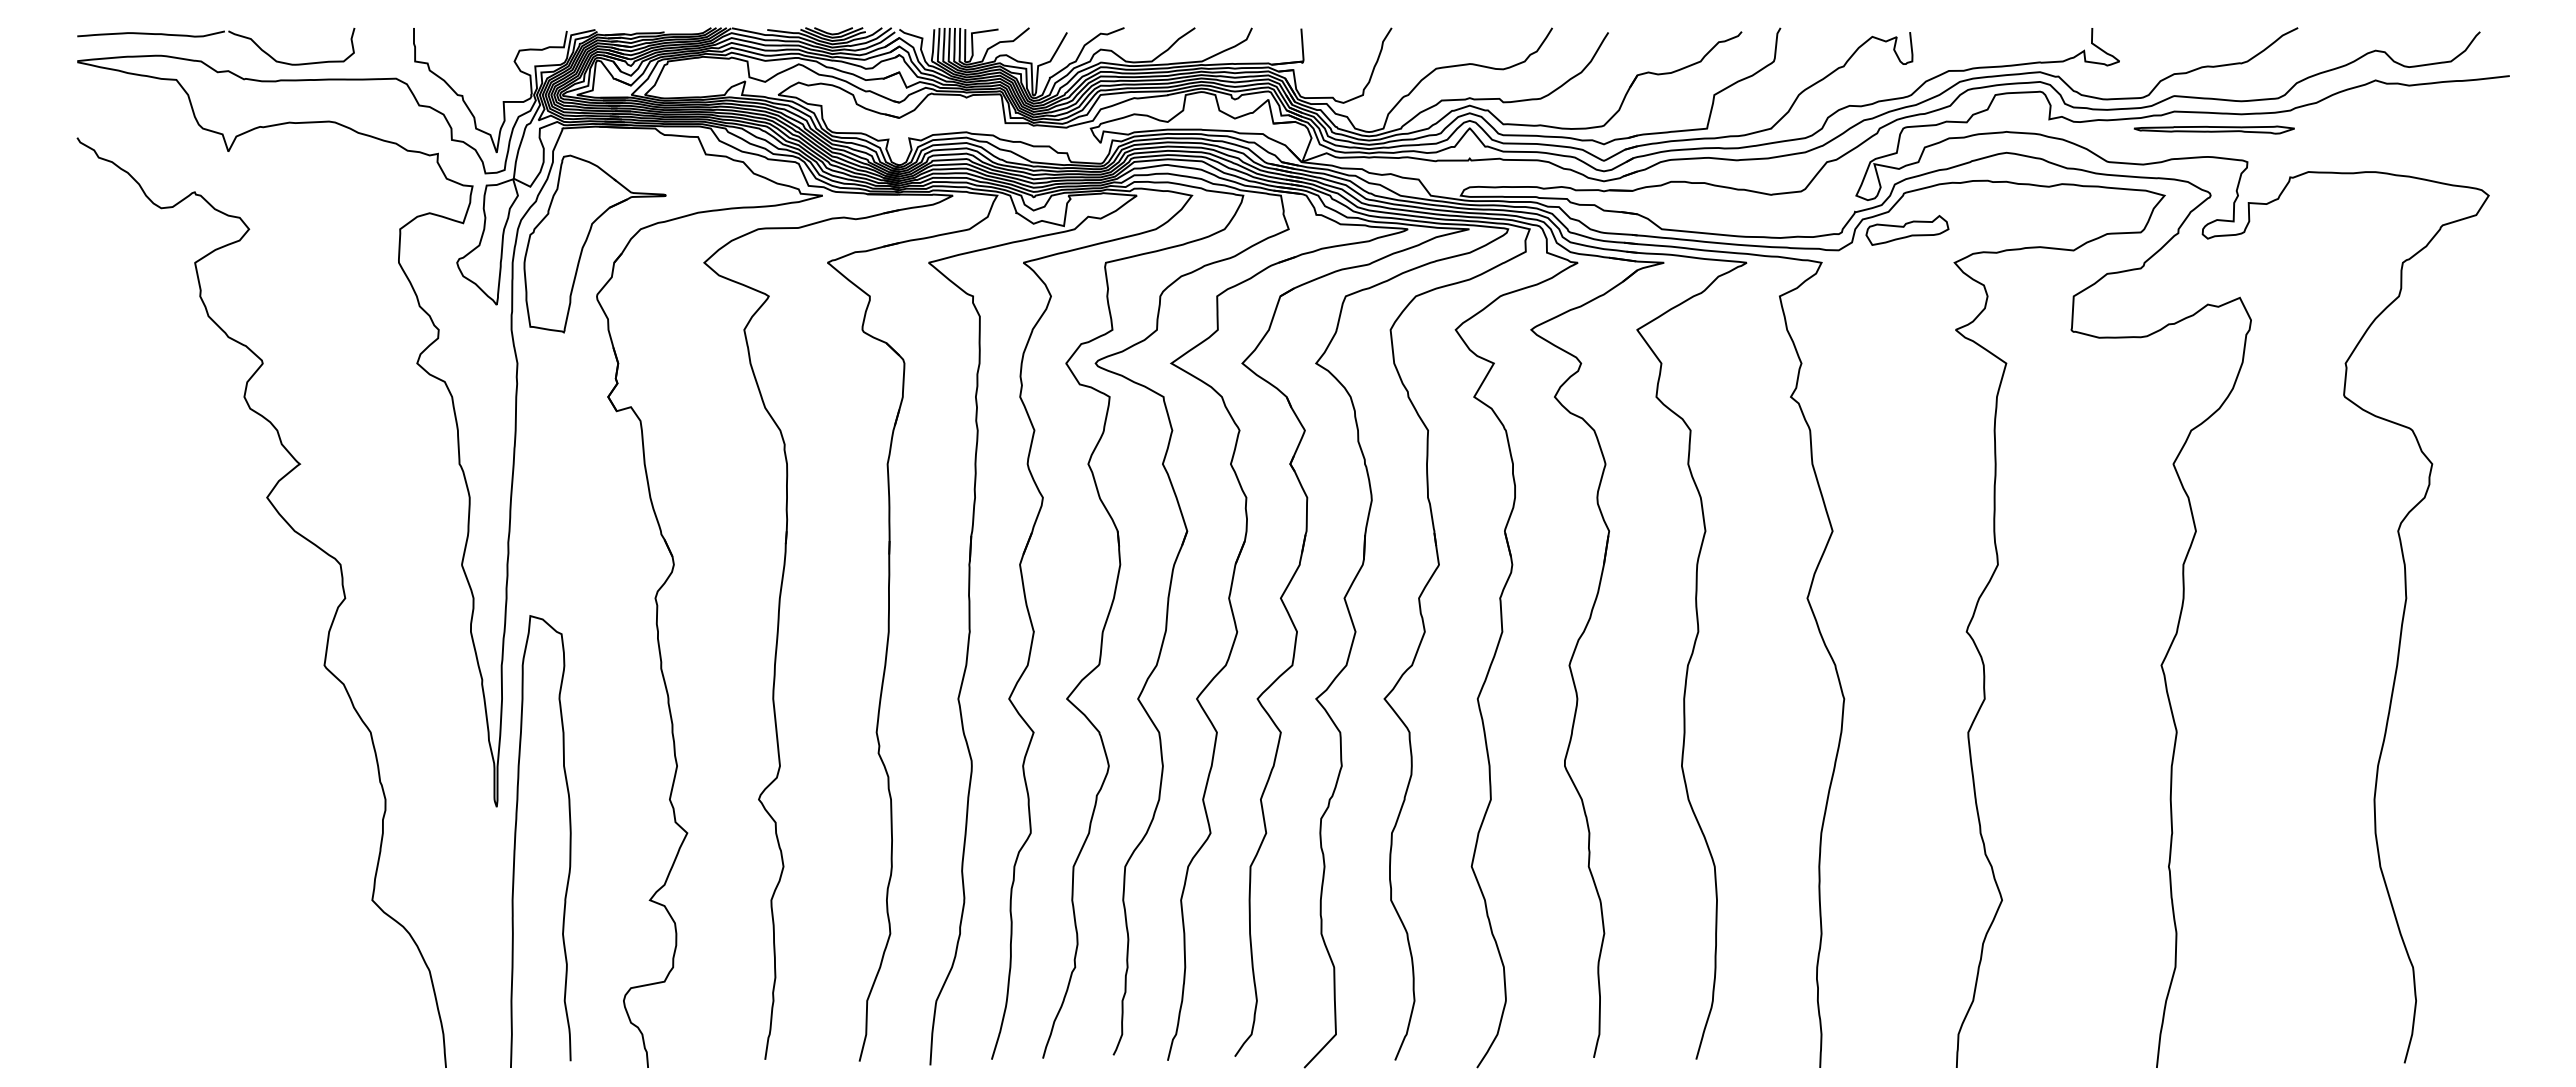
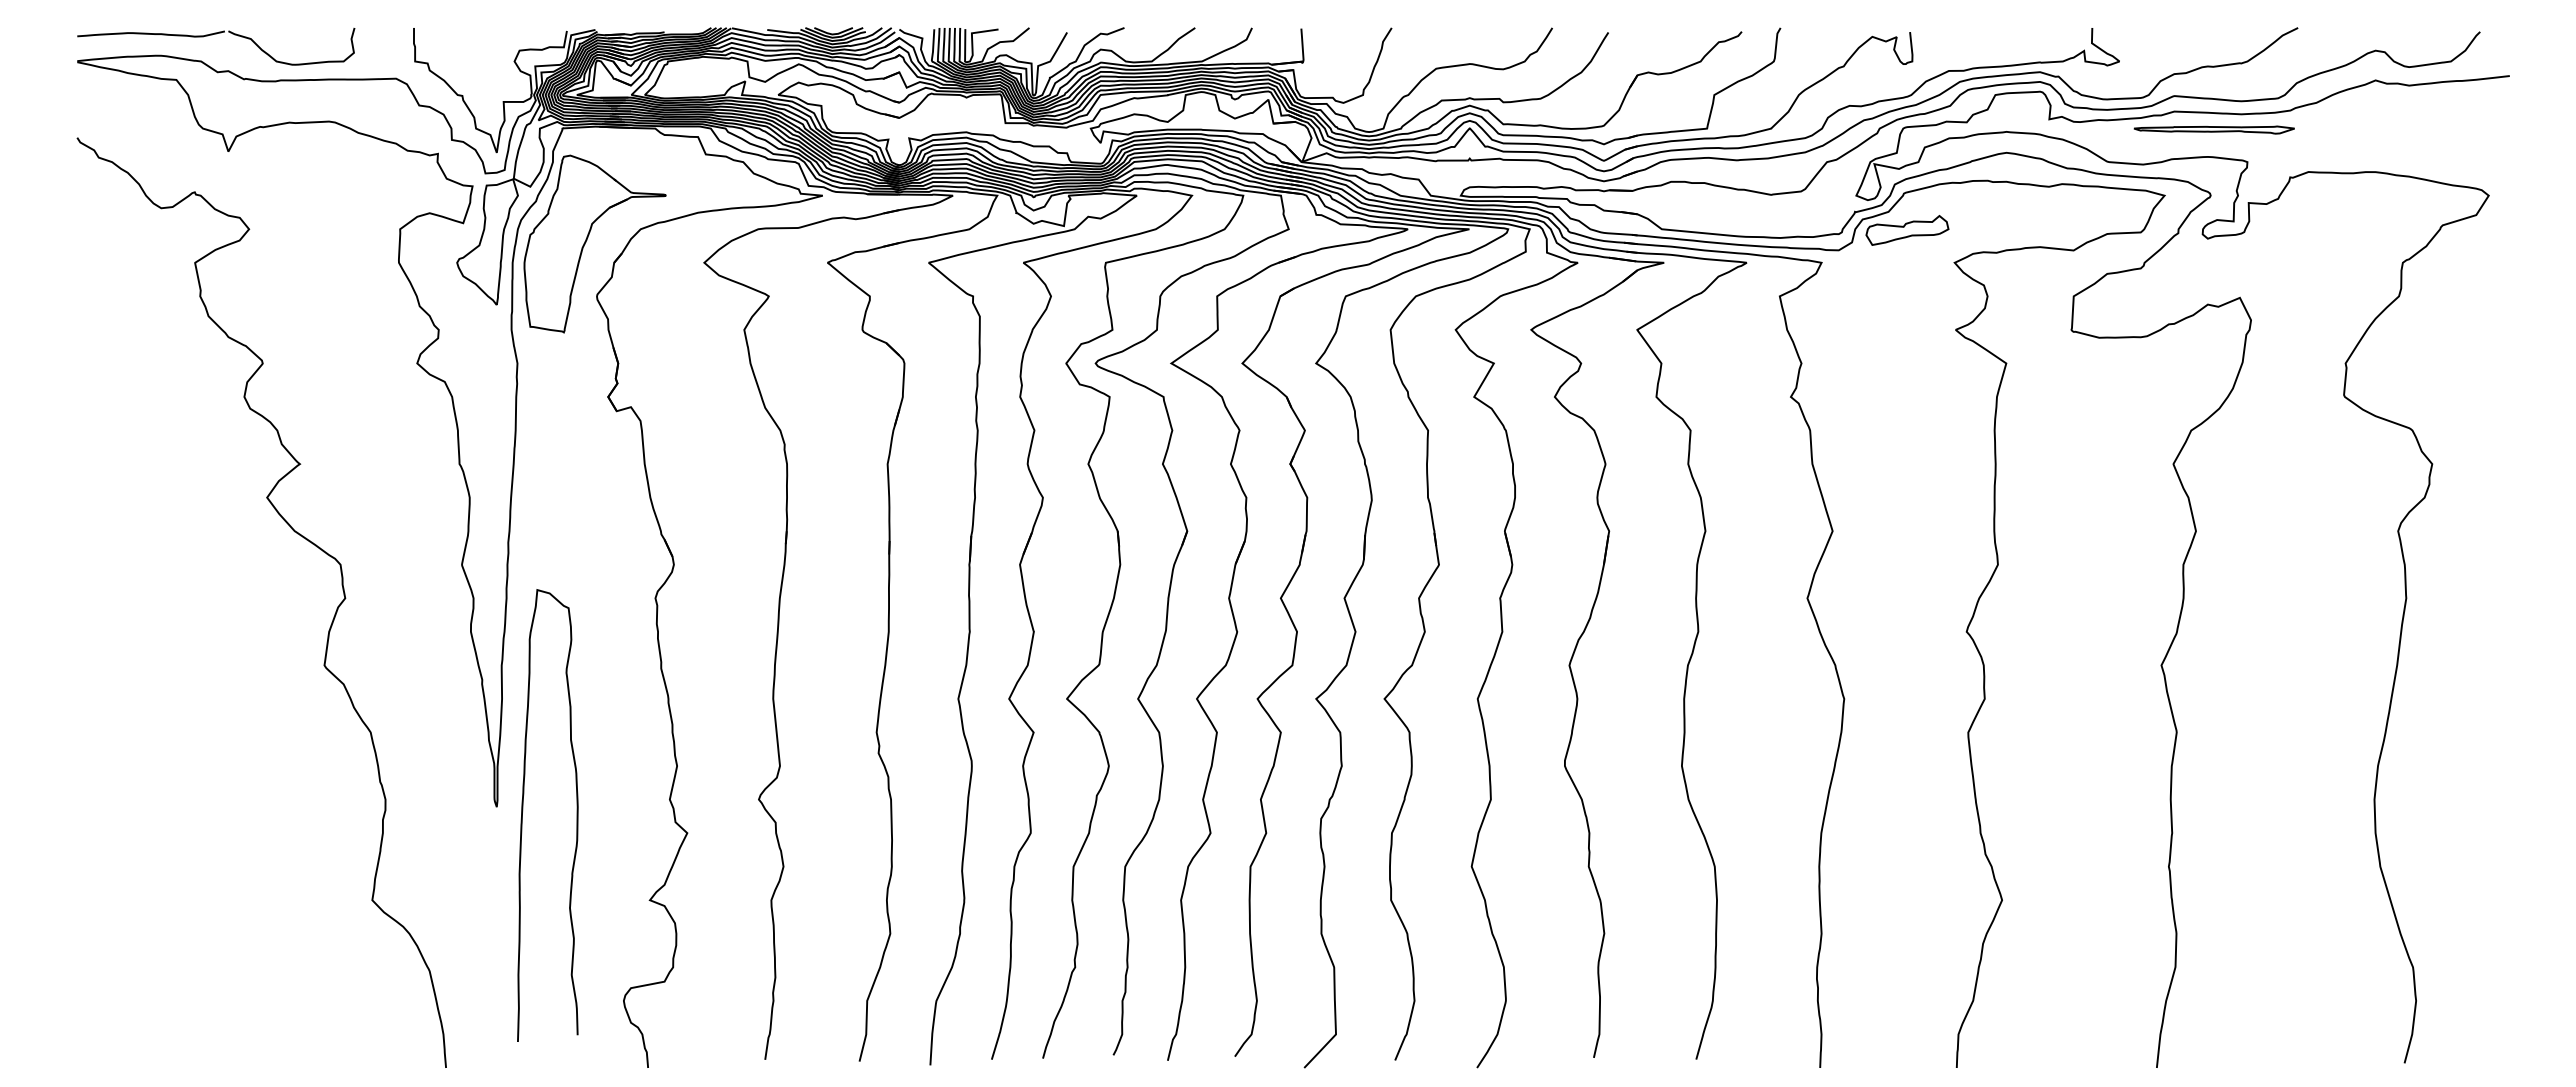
curve position: (516, 837) -> (523, 811) (523, 811)
